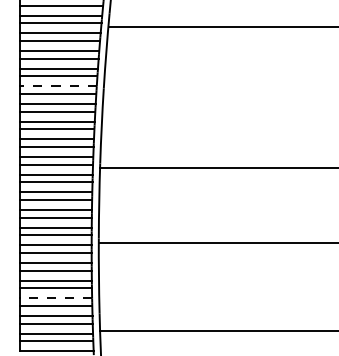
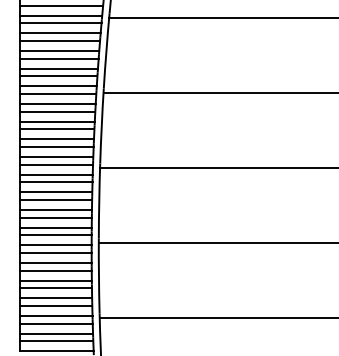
line position: (222, 27) -> (222, 18) (222, 18)
line: dashed -> solid (58, 86)
line: none -> present (219, 93)
line: dashed -> solid (56, 298)
line position: (217, 330) -> (217, 317) (217, 317)
